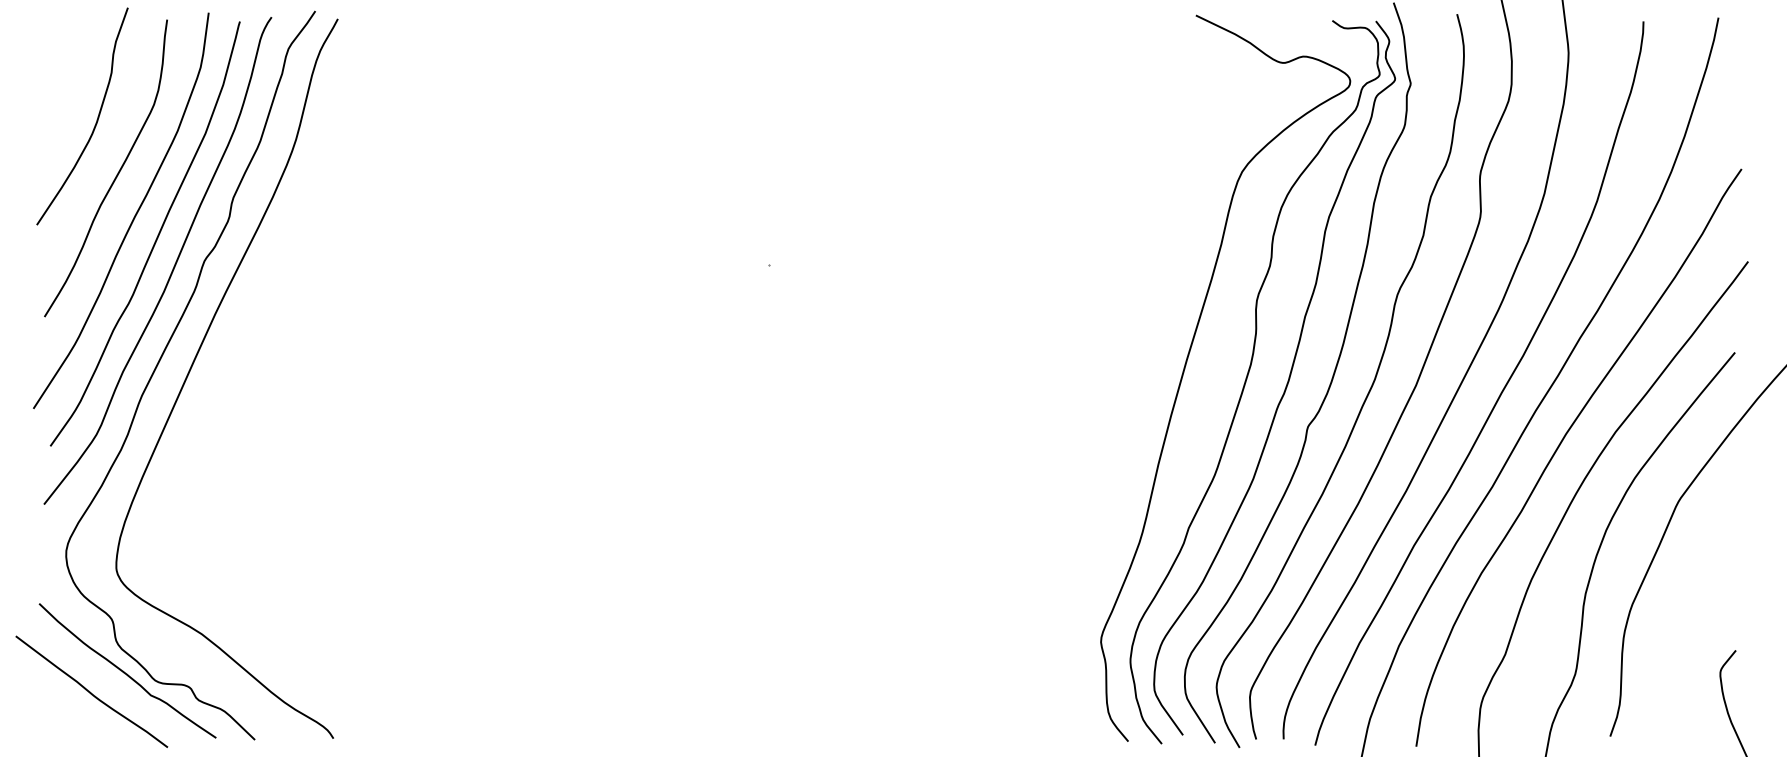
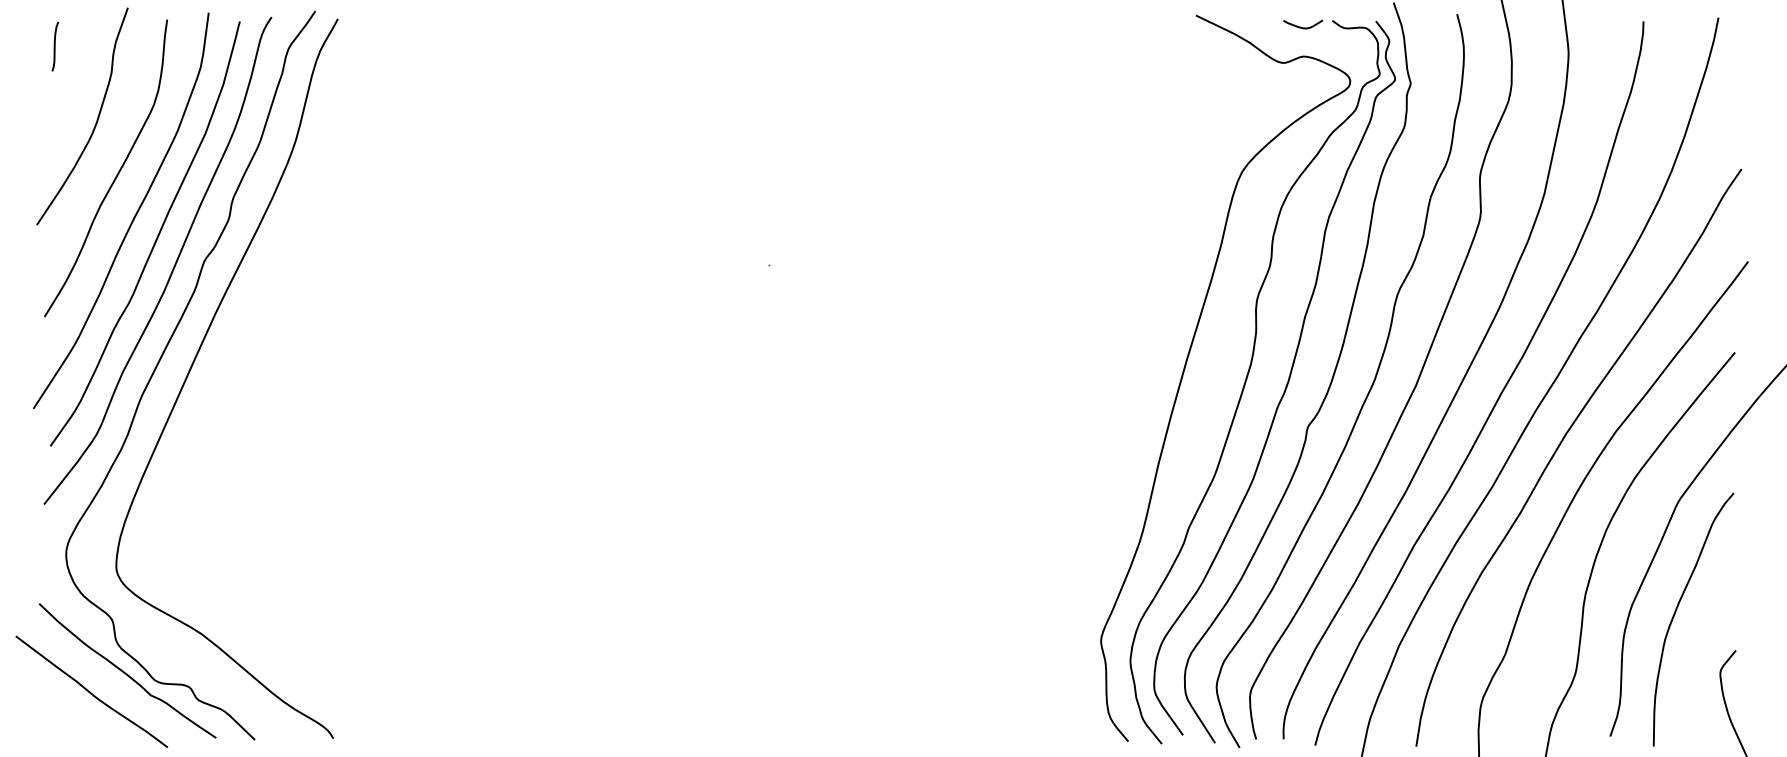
curve: none -> present (1303, 27)
curve: none -> present (54, 46)
curve: none -> present (1676, 612)
